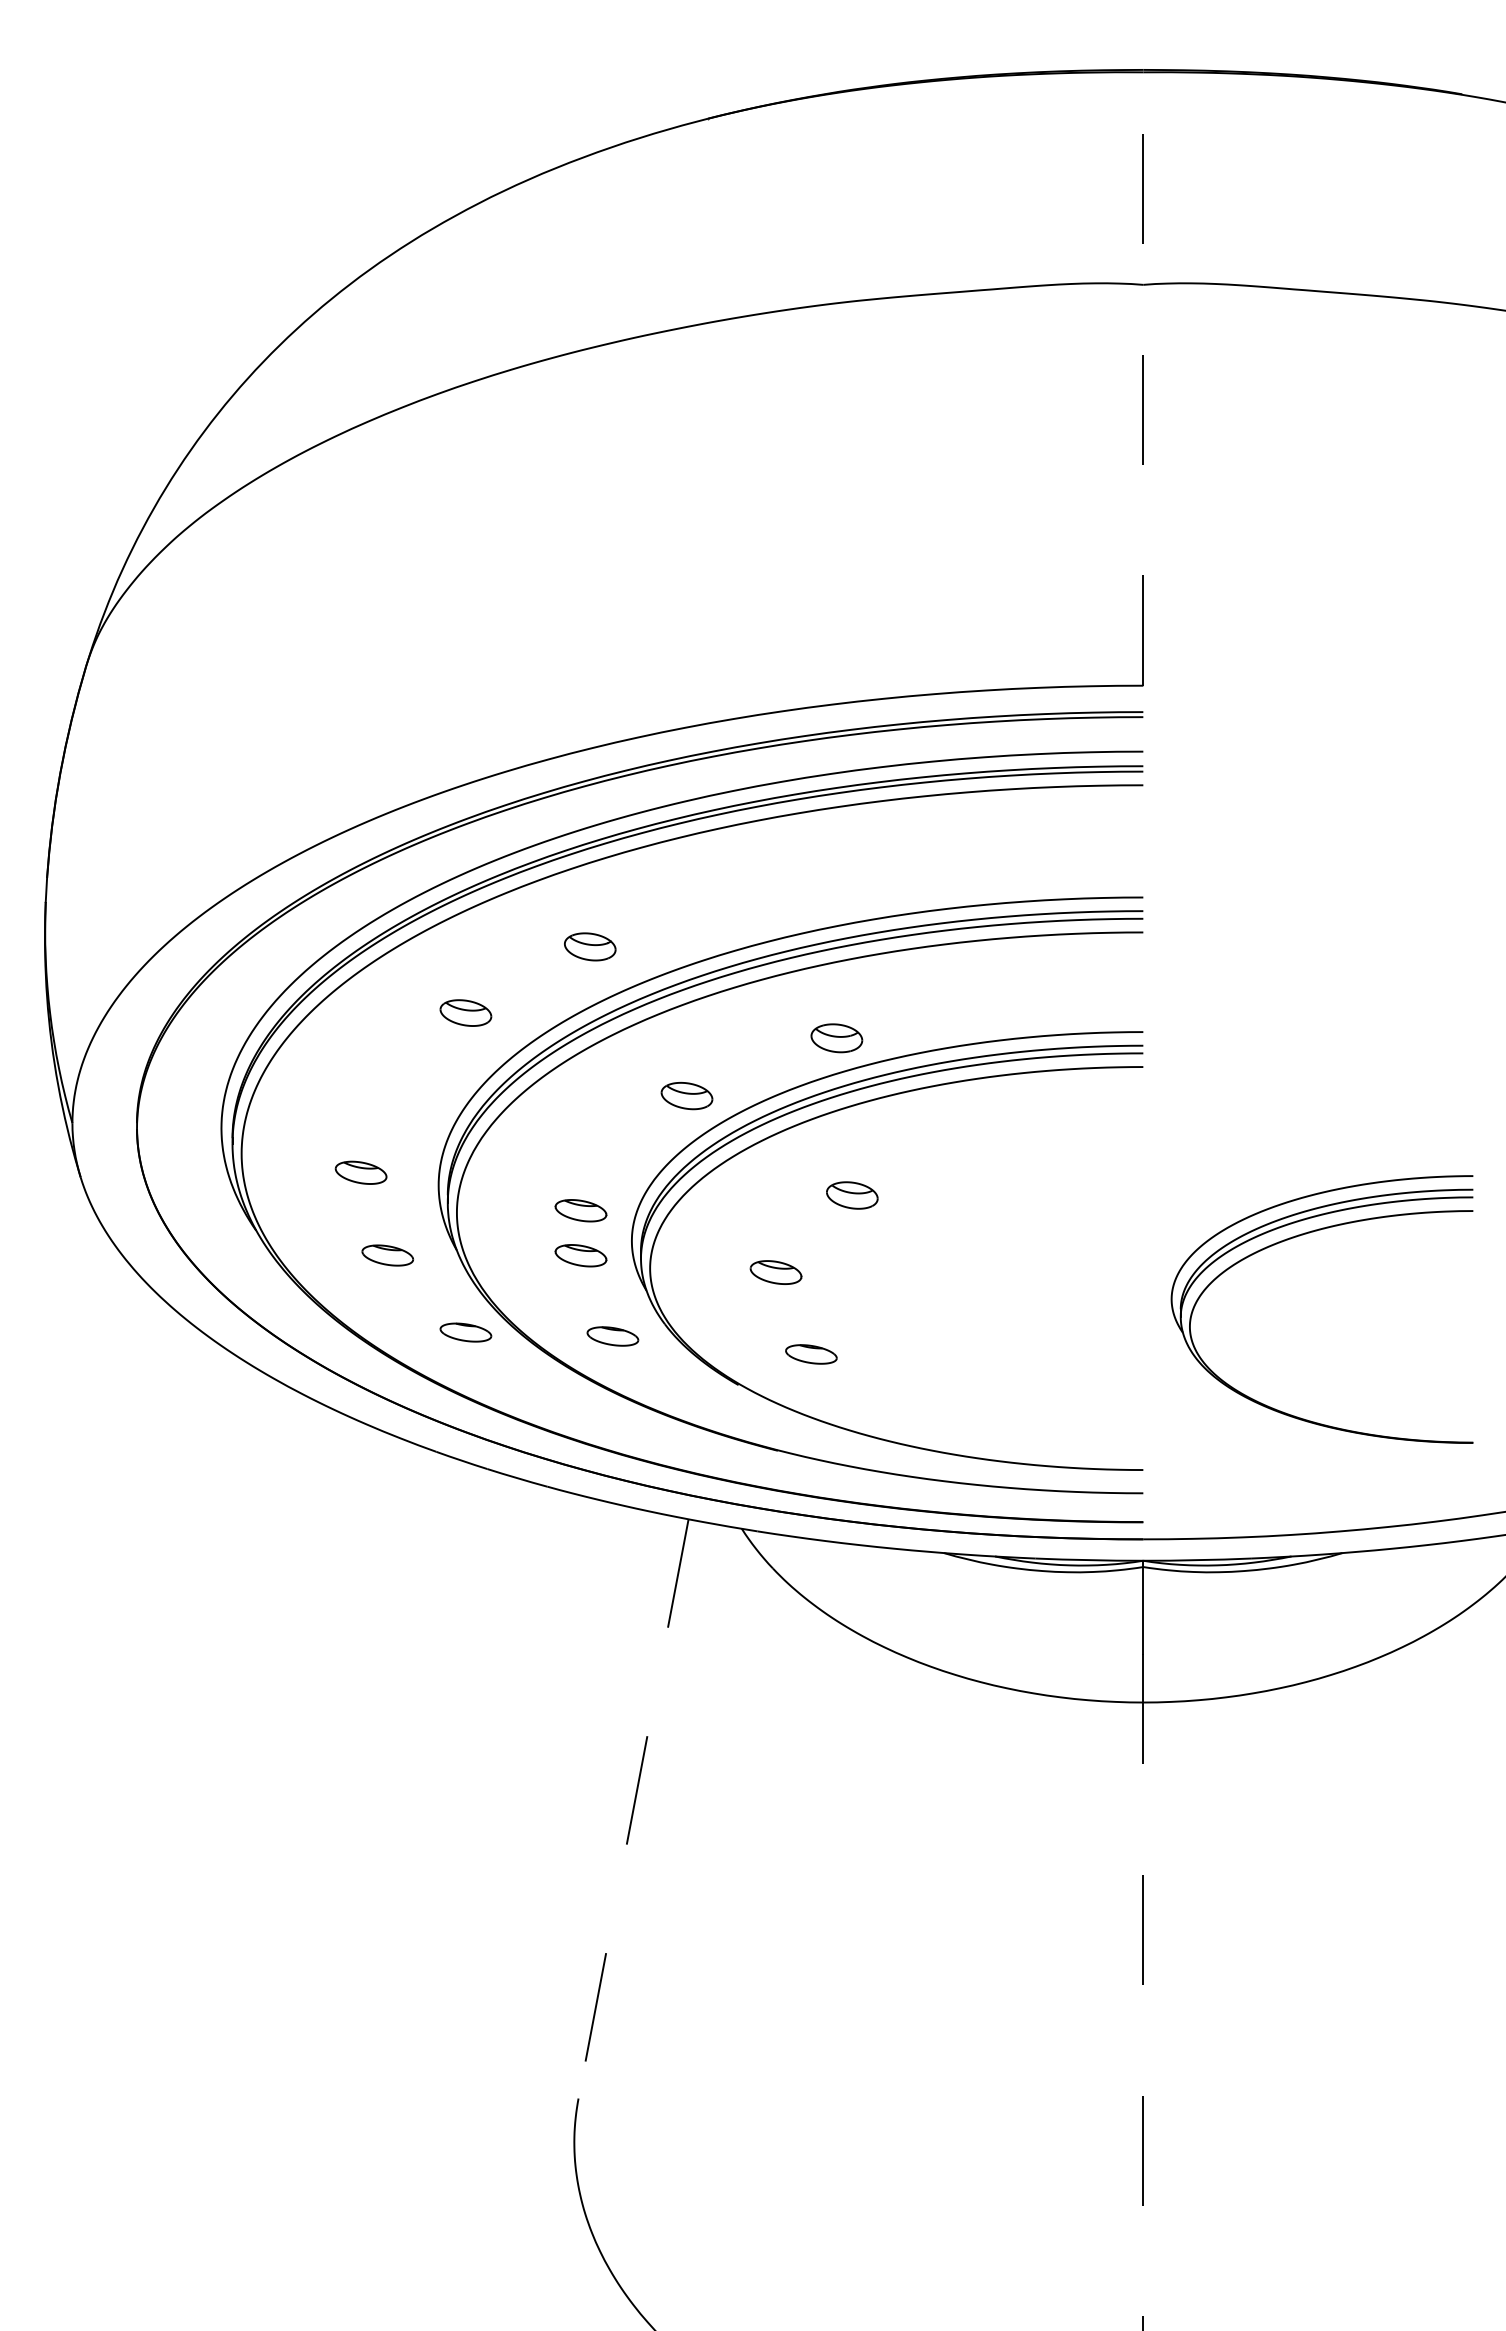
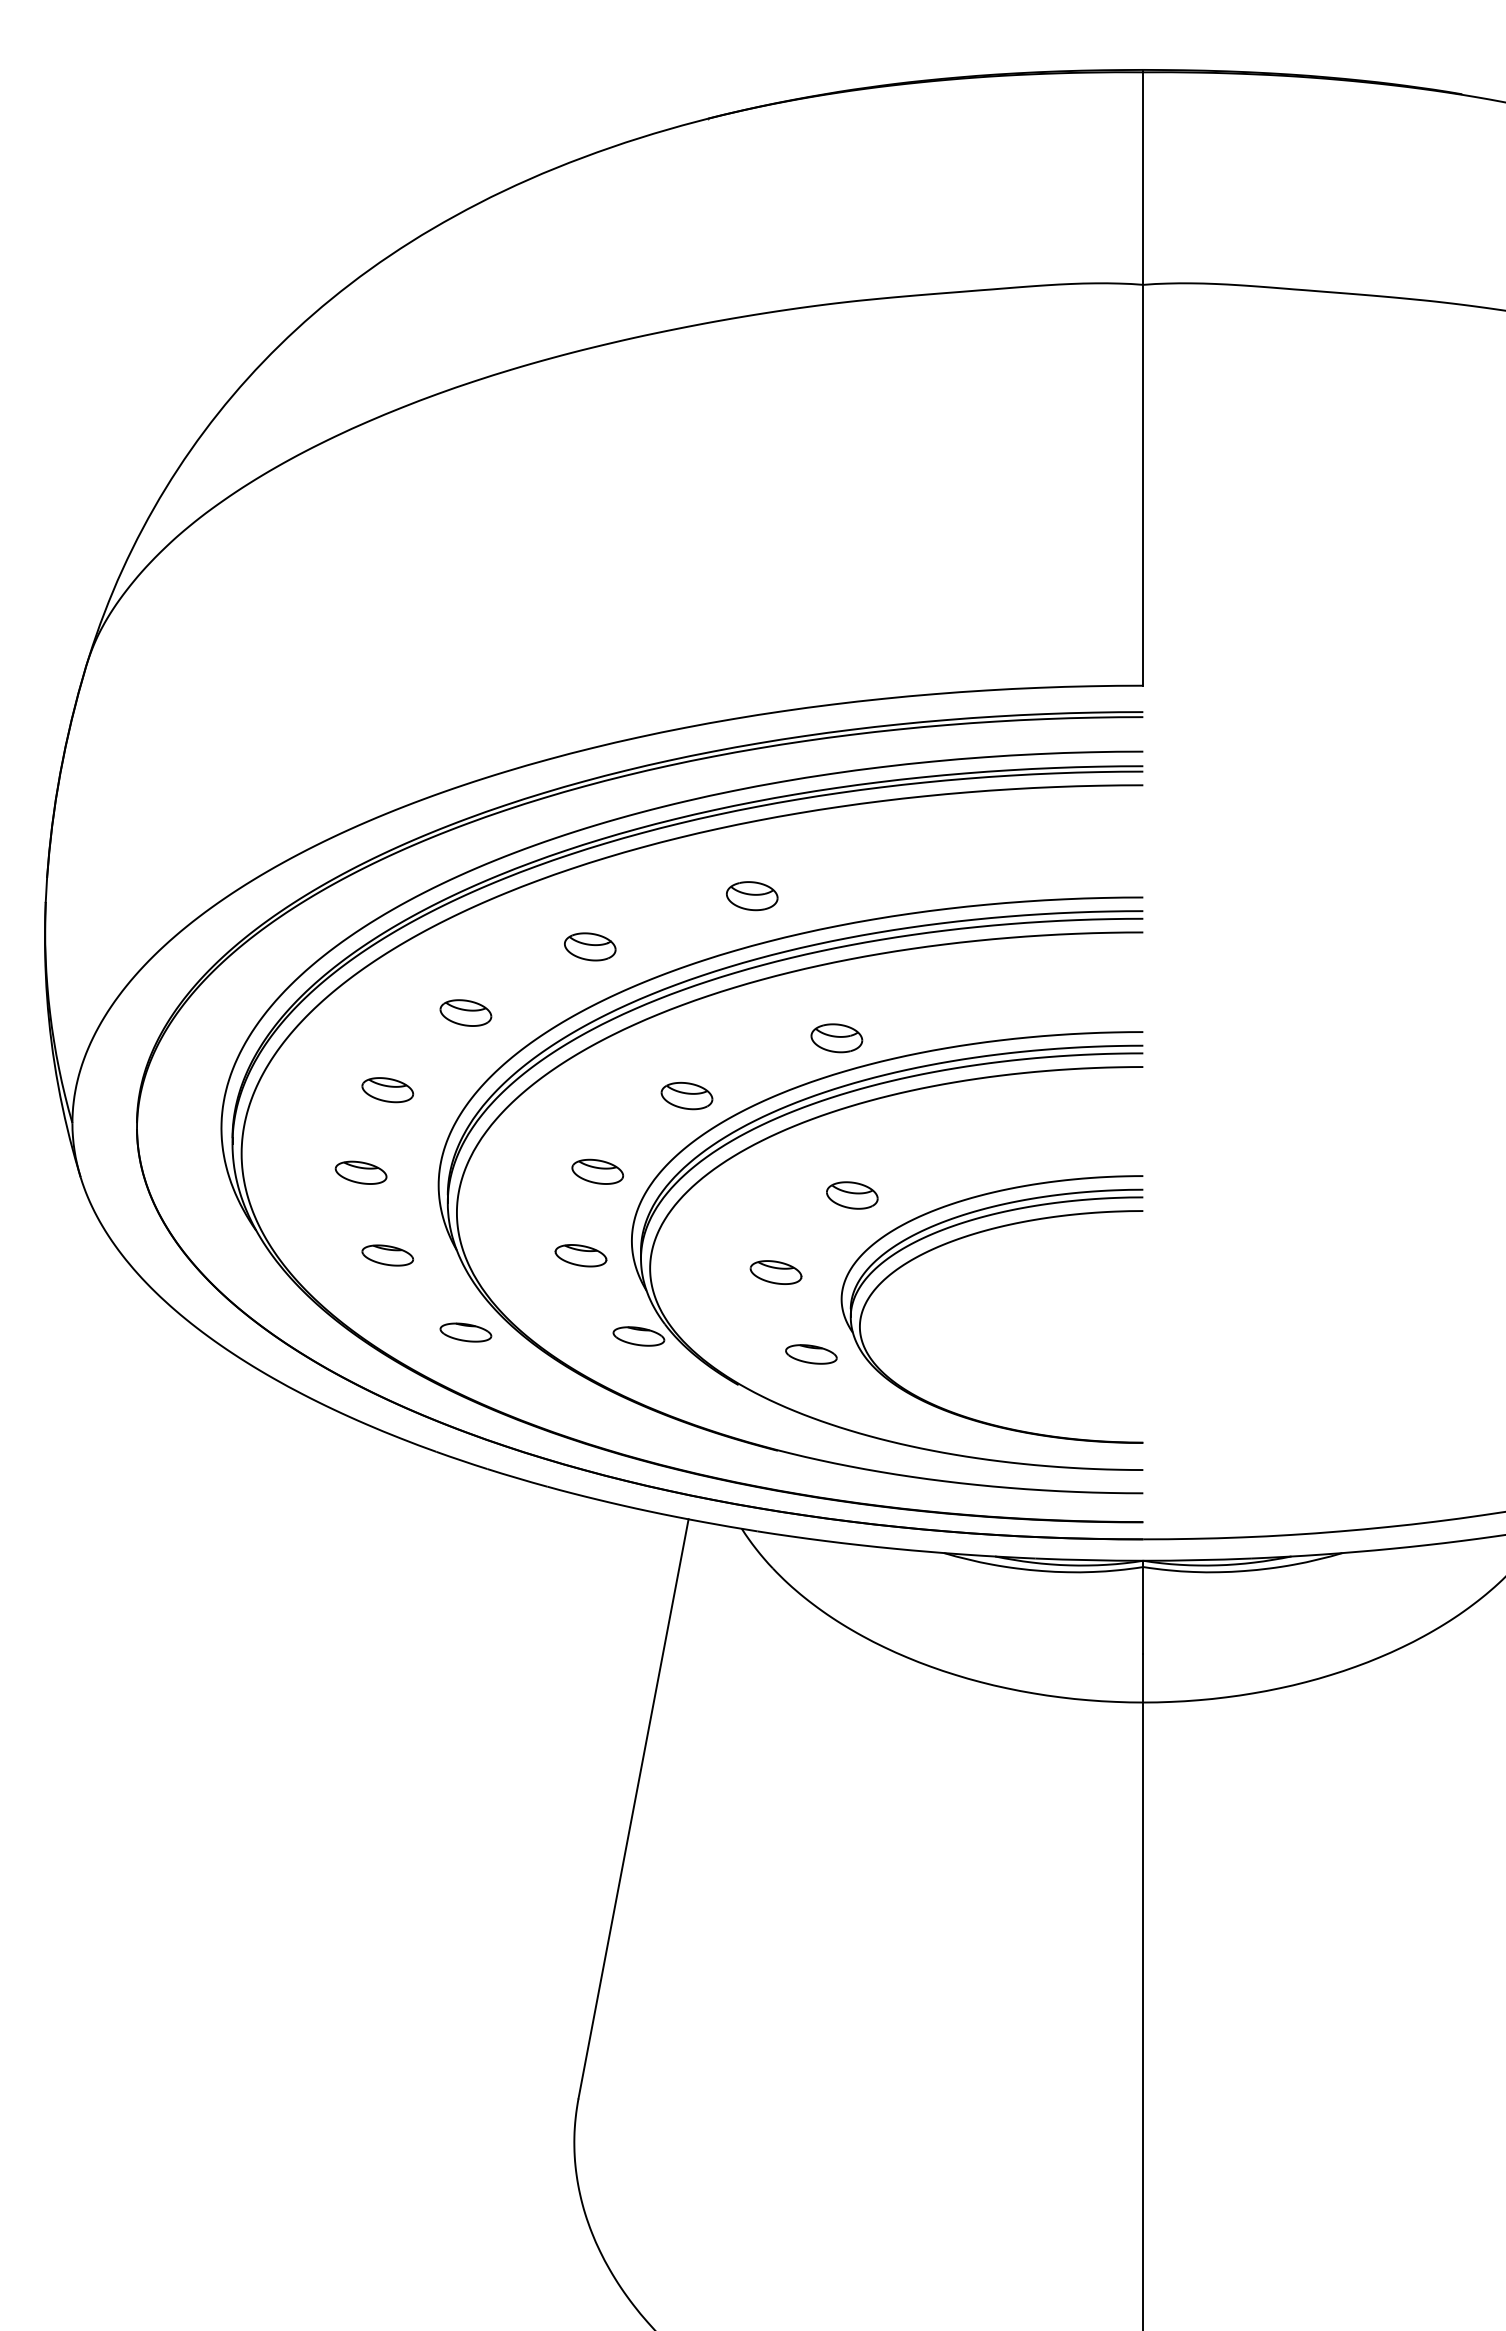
line: dashed -> solid (1143, 377)
part: none -> present (752, 896)
part: none -> present (387, 1090)
part: none -> present (597, 1171)
part: present -> none (580, 1210)
part position: (1303, 1235) -> (973, 1235) (973, 1235)
part position: (612, 1336) -> (638, 1336) (638, 1336)
line: dashed -> solid (633, 1808)
line: dashed -> solid (1143, 1992)
